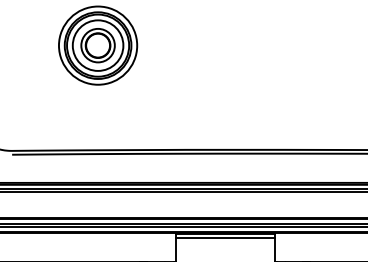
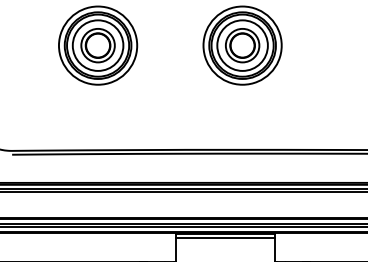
part: none -> present (242, 45)
